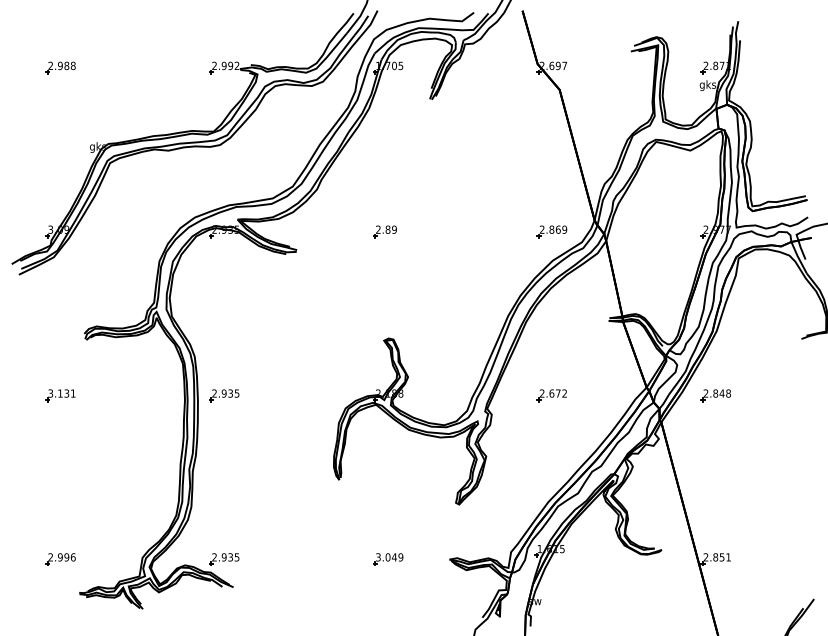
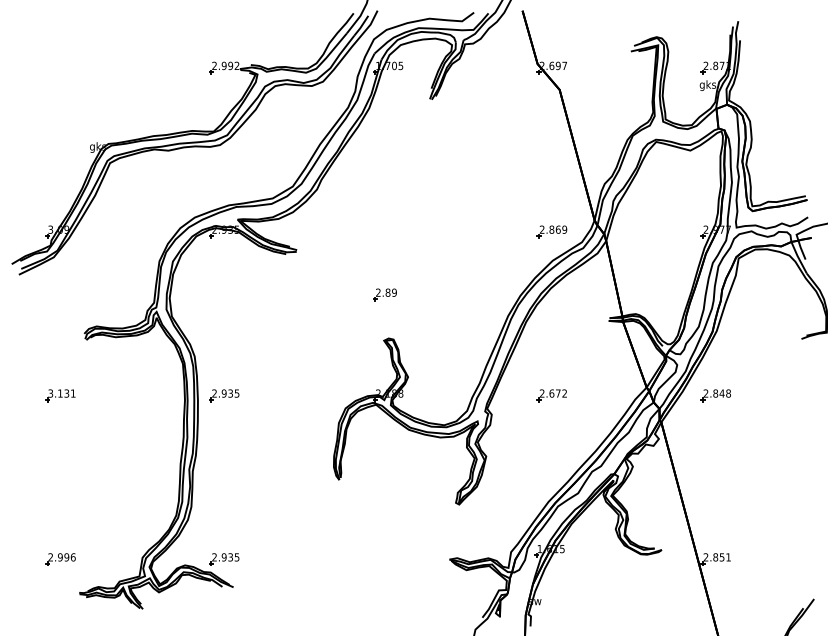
part: present -> none (60, 67)
part position: (384, 231) -> (384, 294) (384, 294)
part: present -> none (388, 559)
